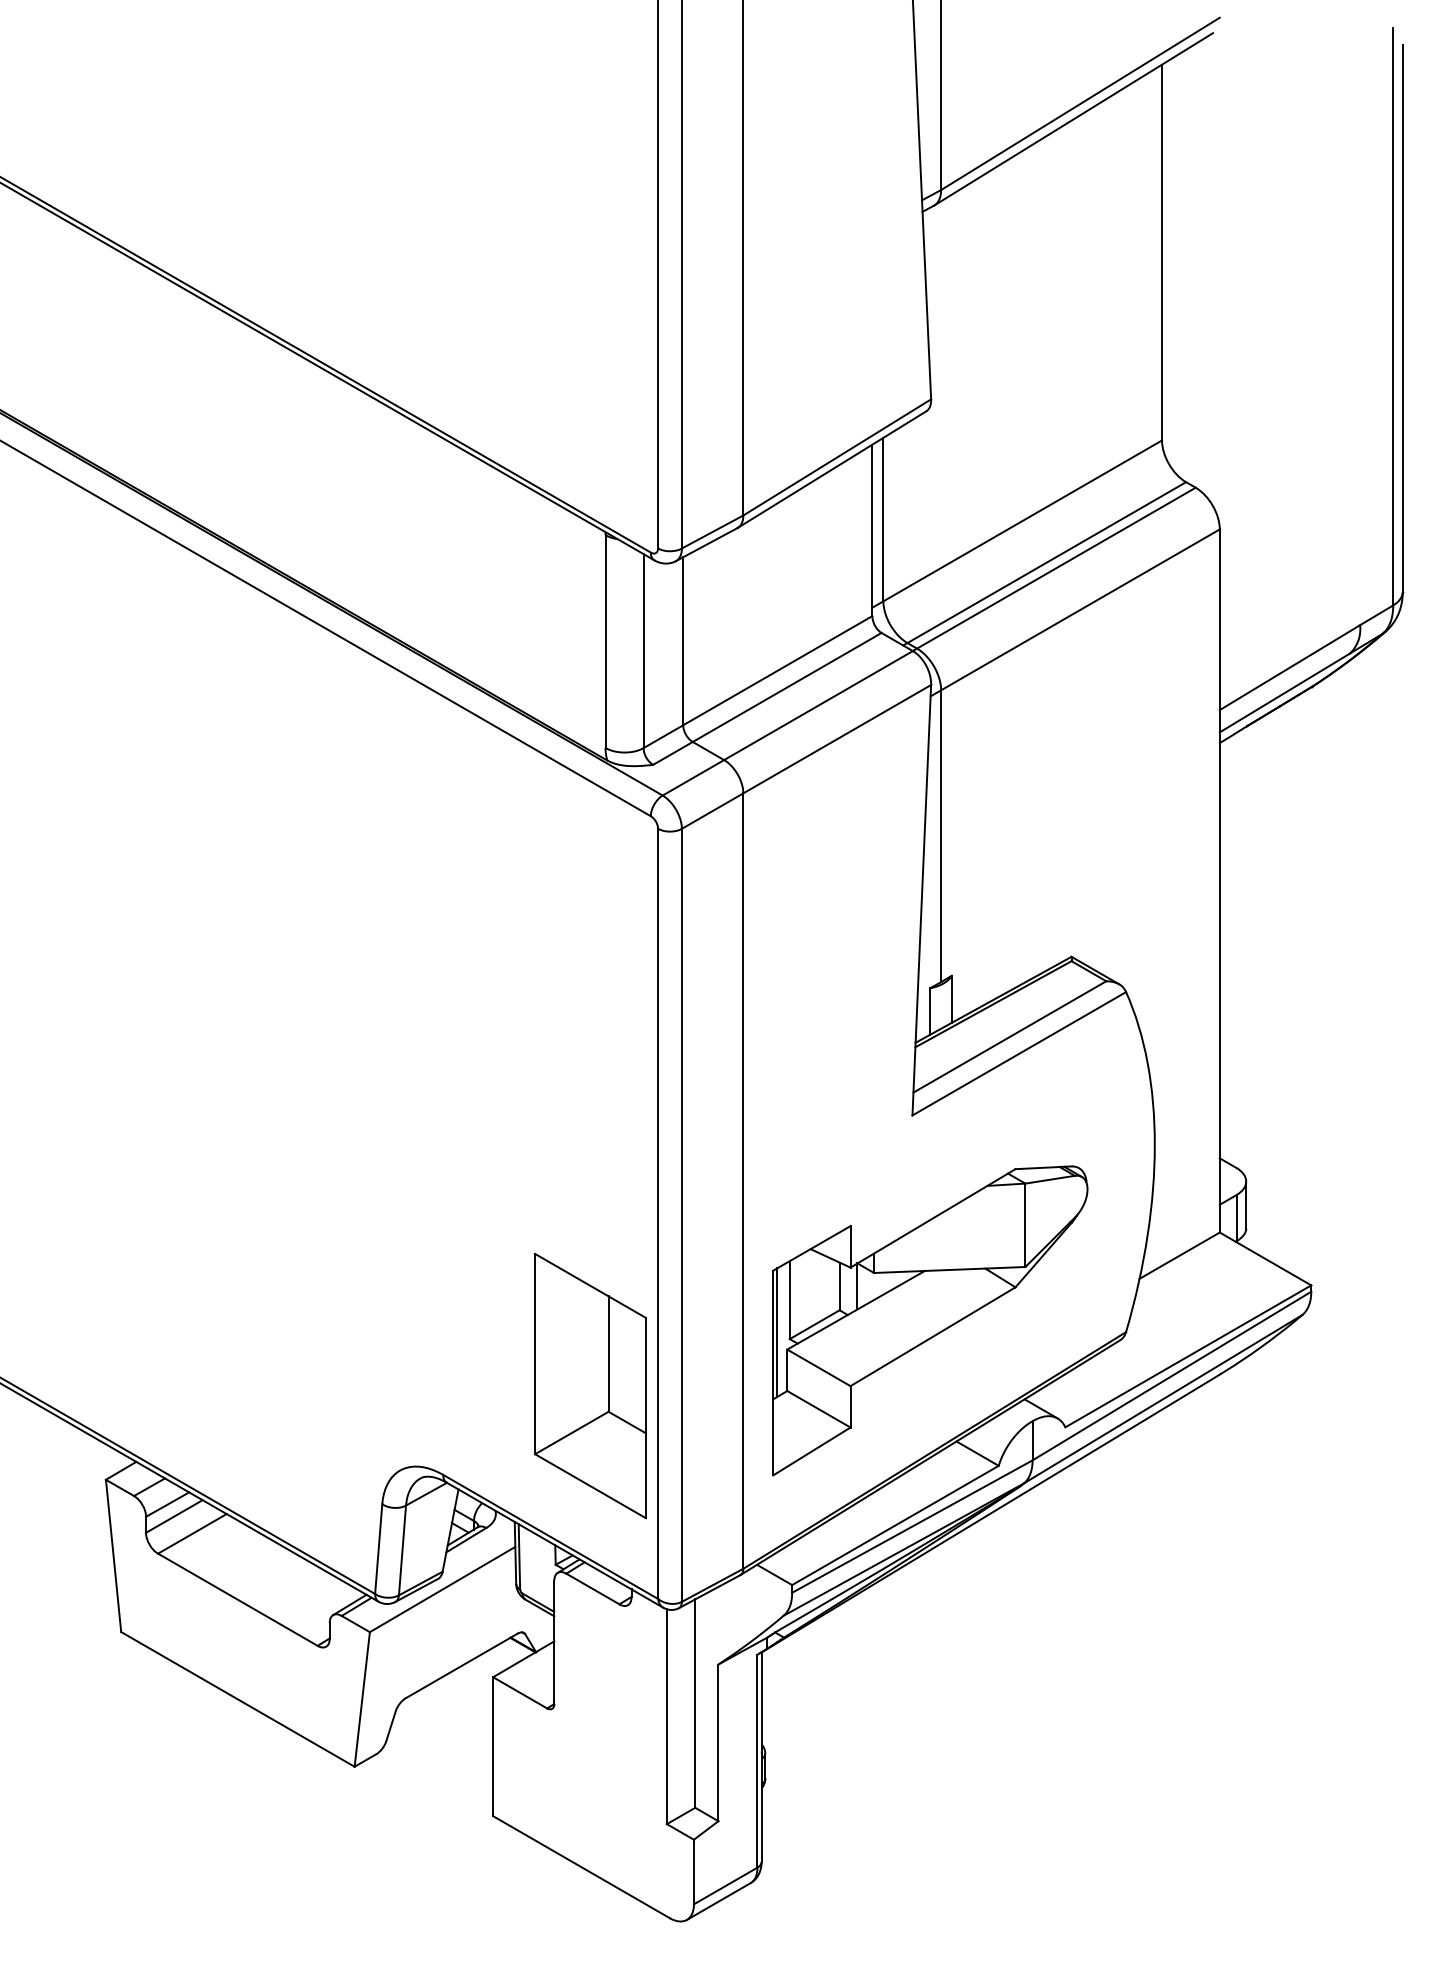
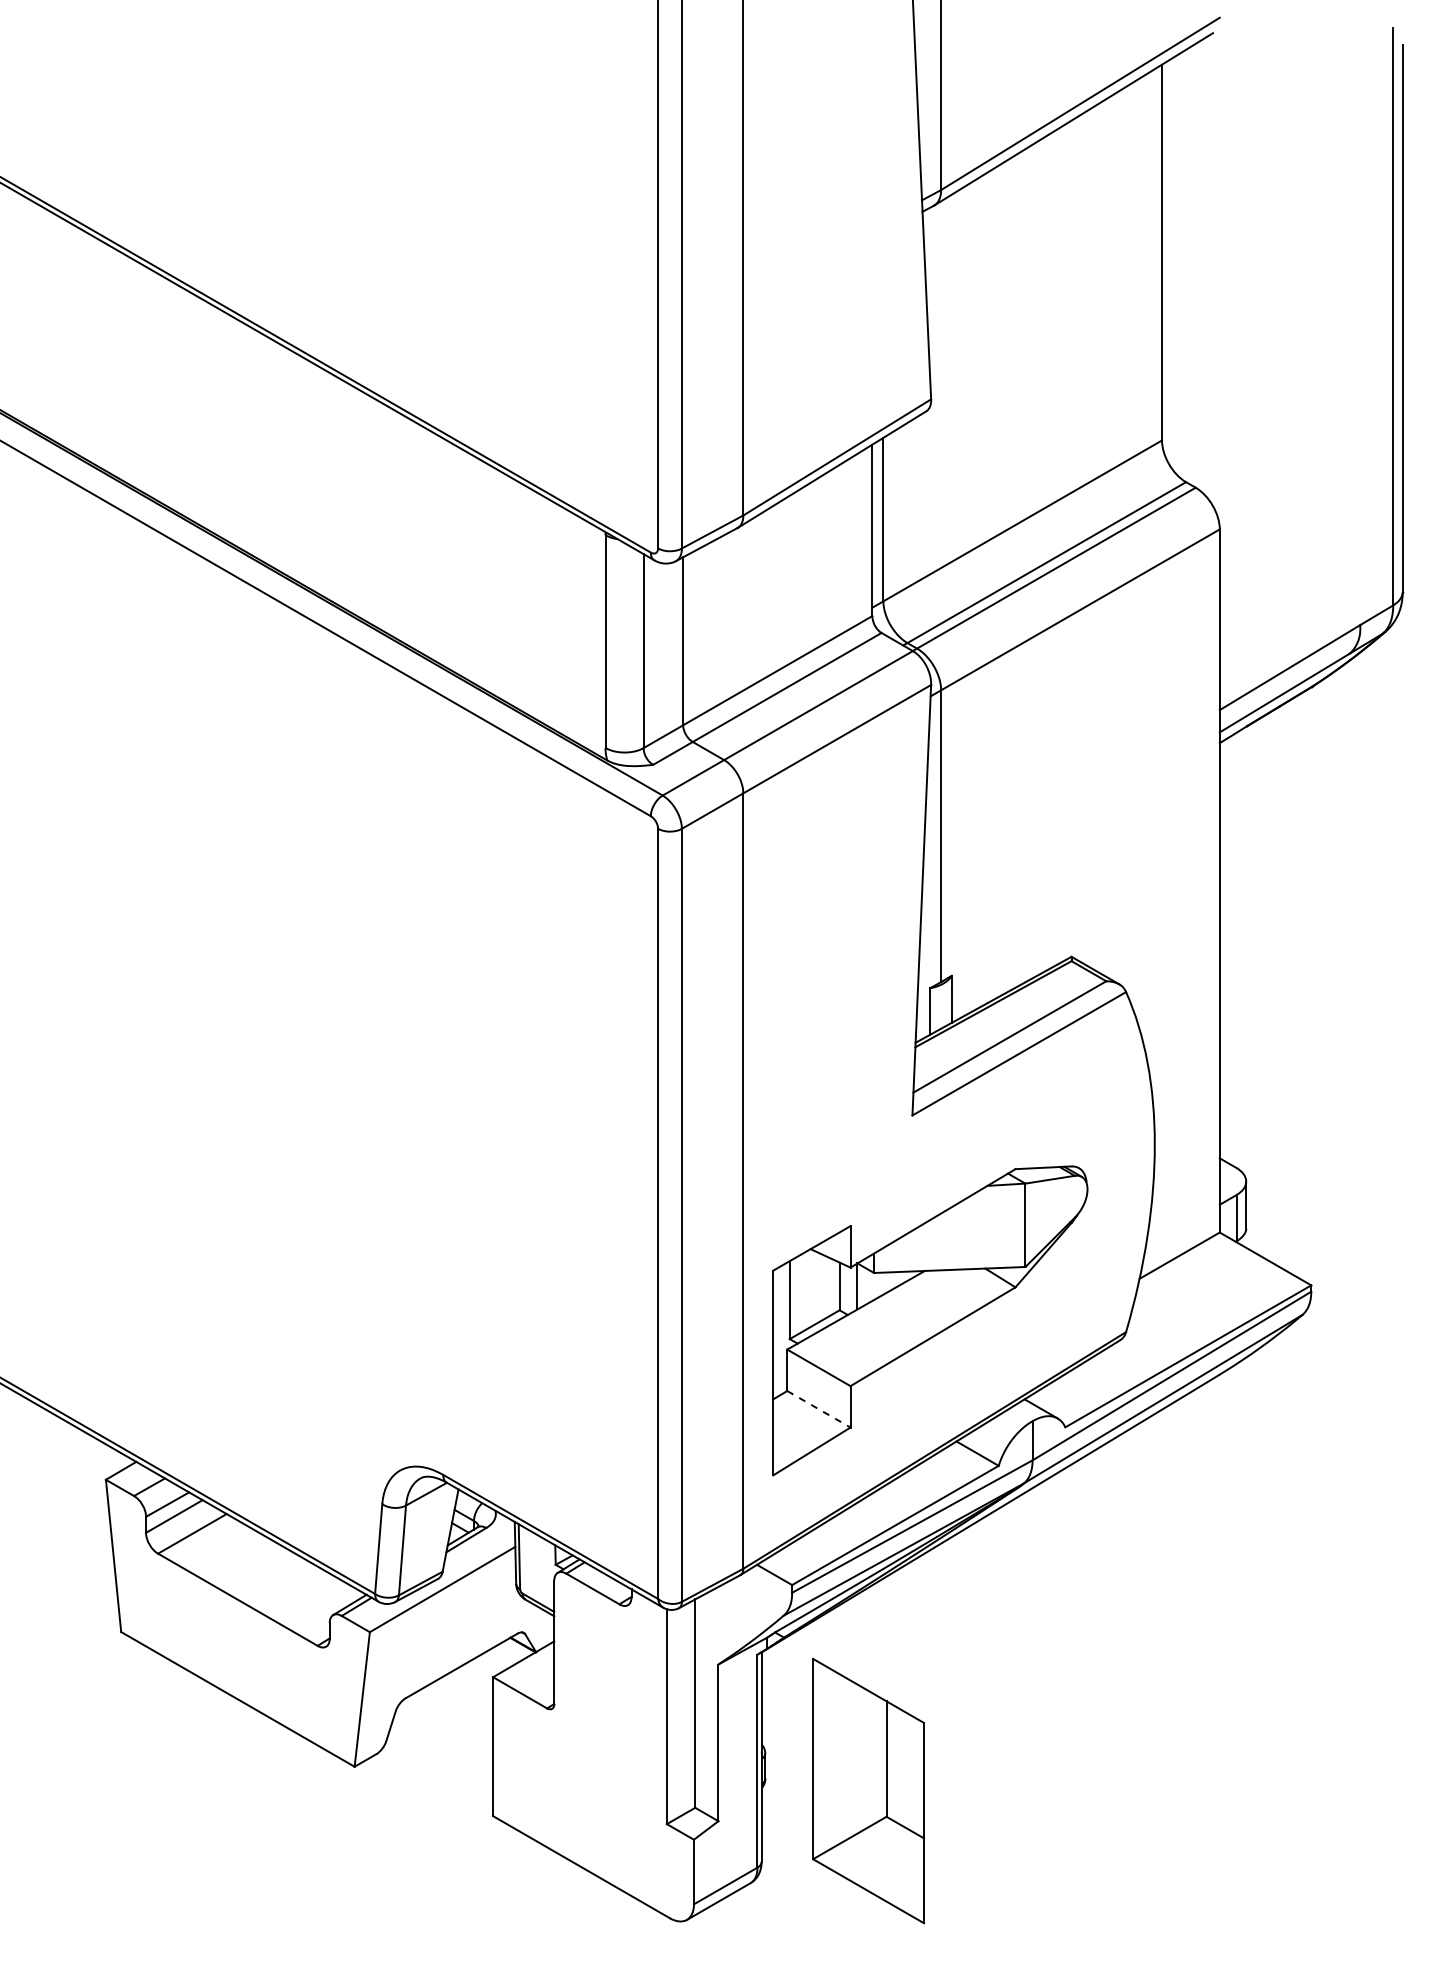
line: present -> none (777, 1332)
part position: (590, 1386) -> (868, 1791) (868, 1791)
line: solid -> dashed (818, 1409)
